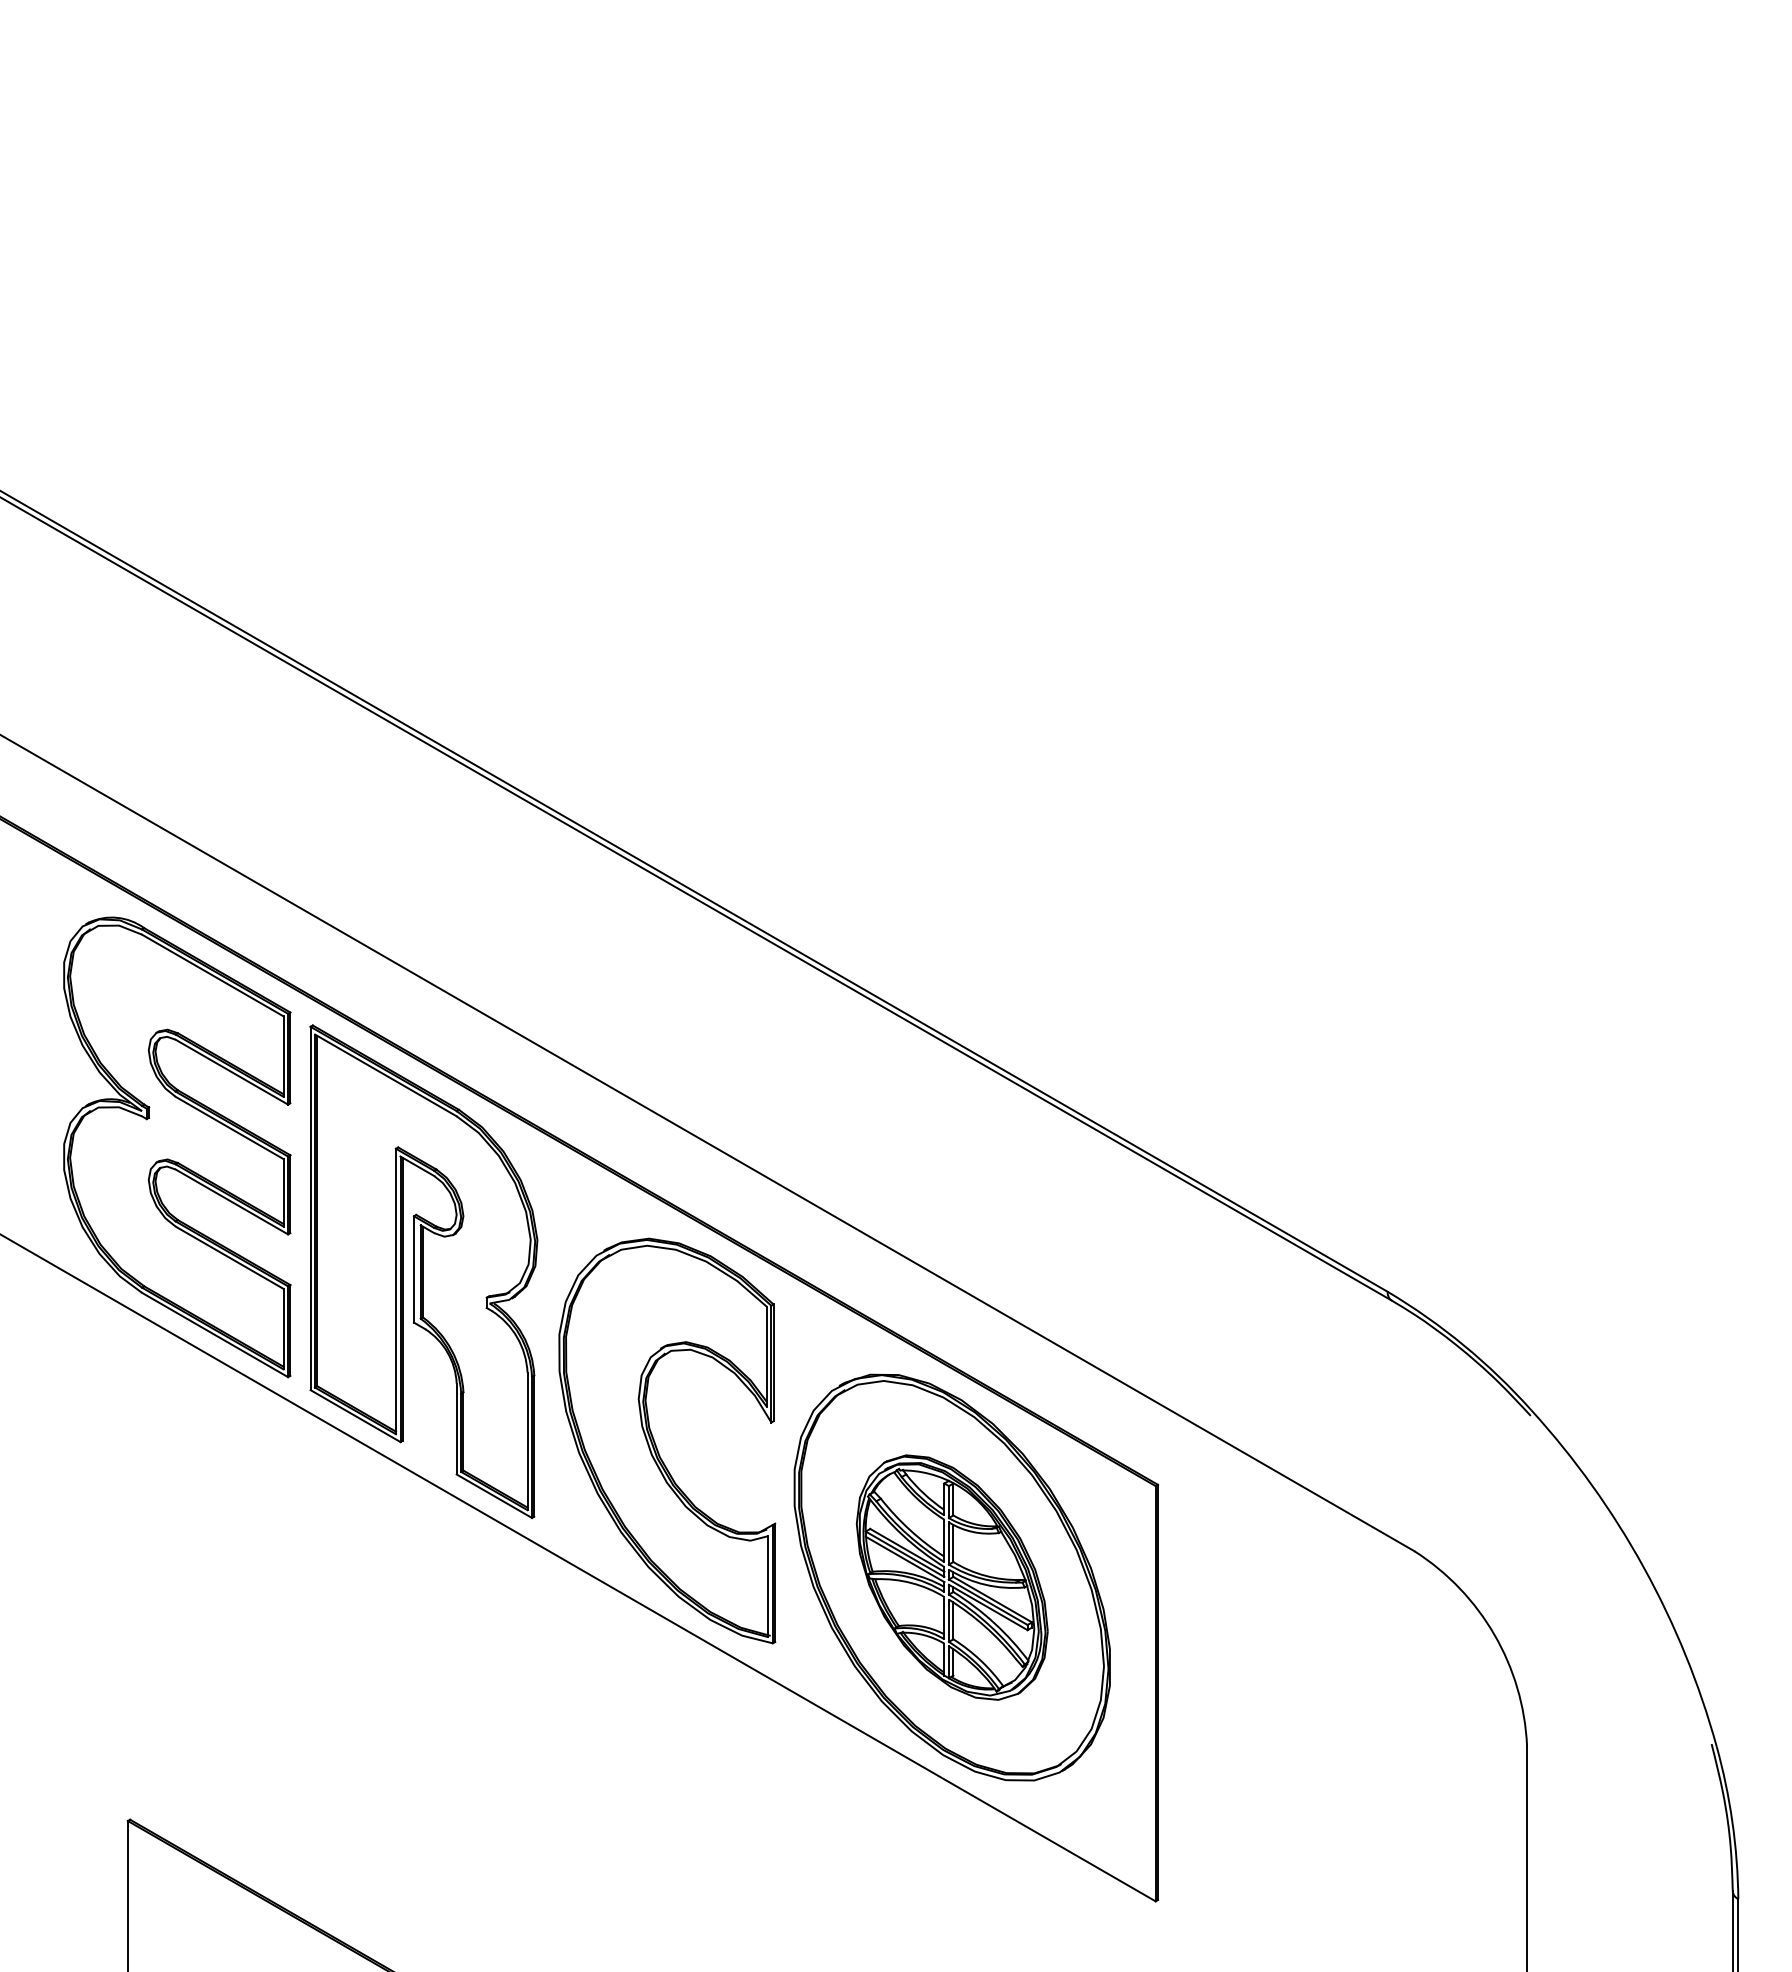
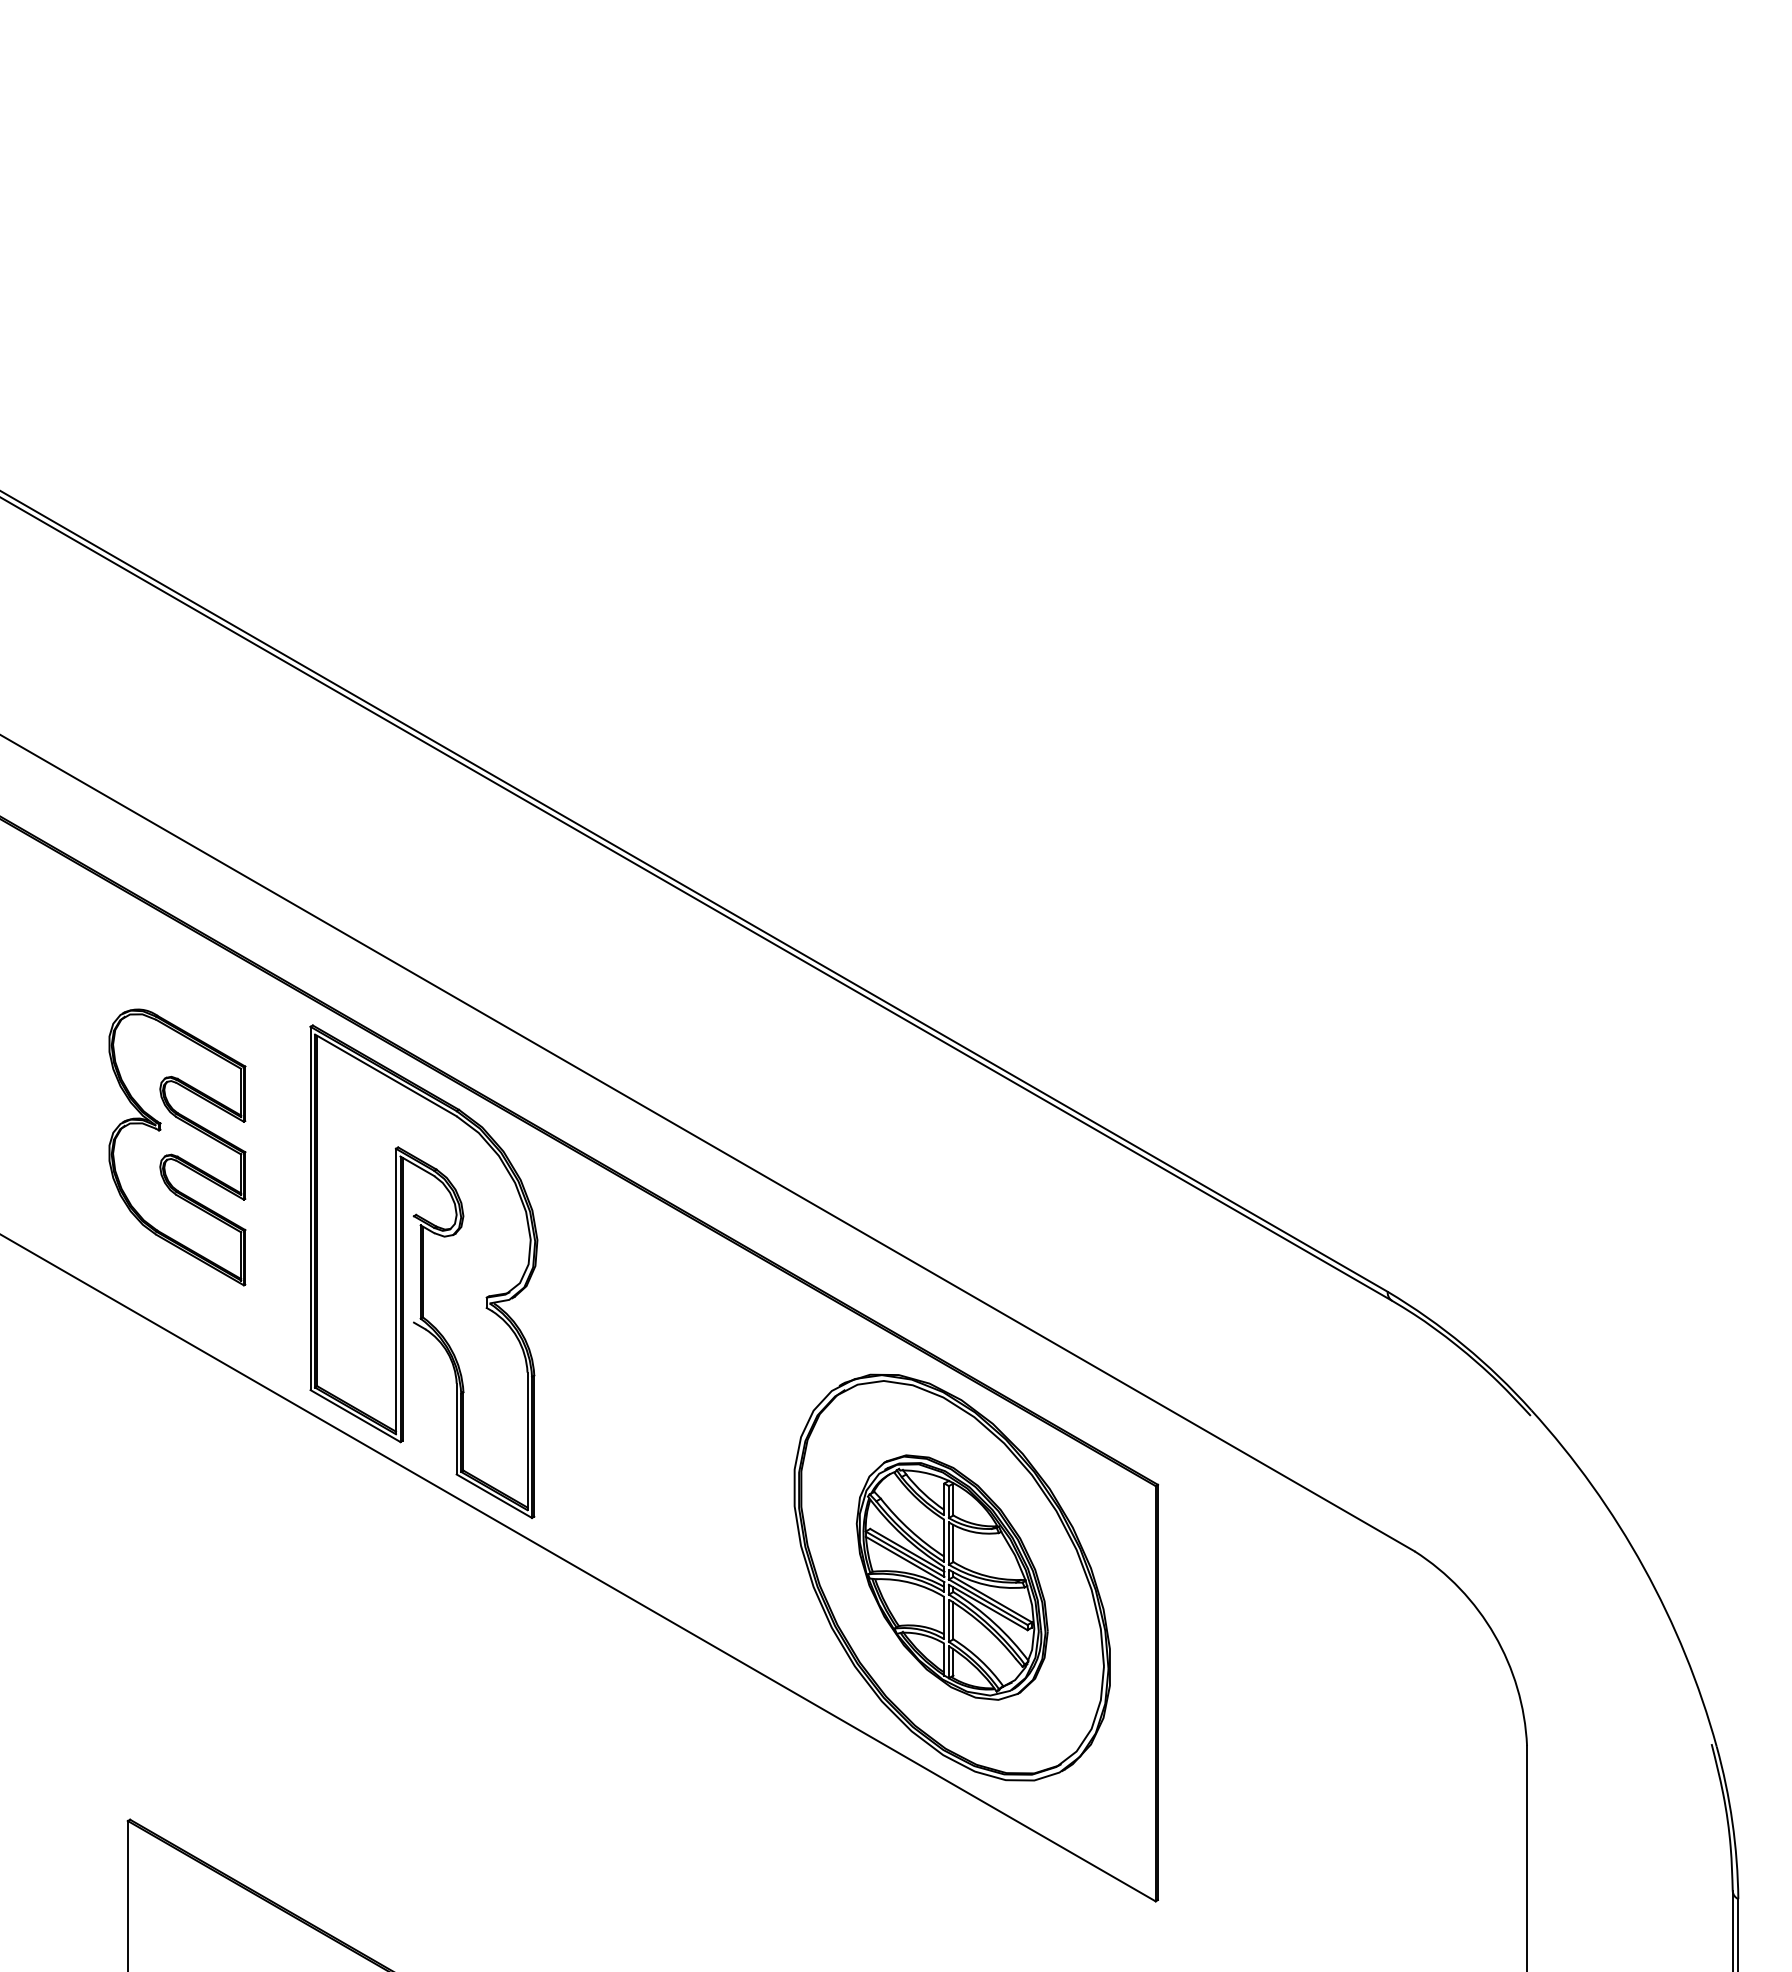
part size: 229x463 px -> 139x279 px (177, 1147)
line: present -> none (413, 1269)
part: present -> none (656, 1444)
